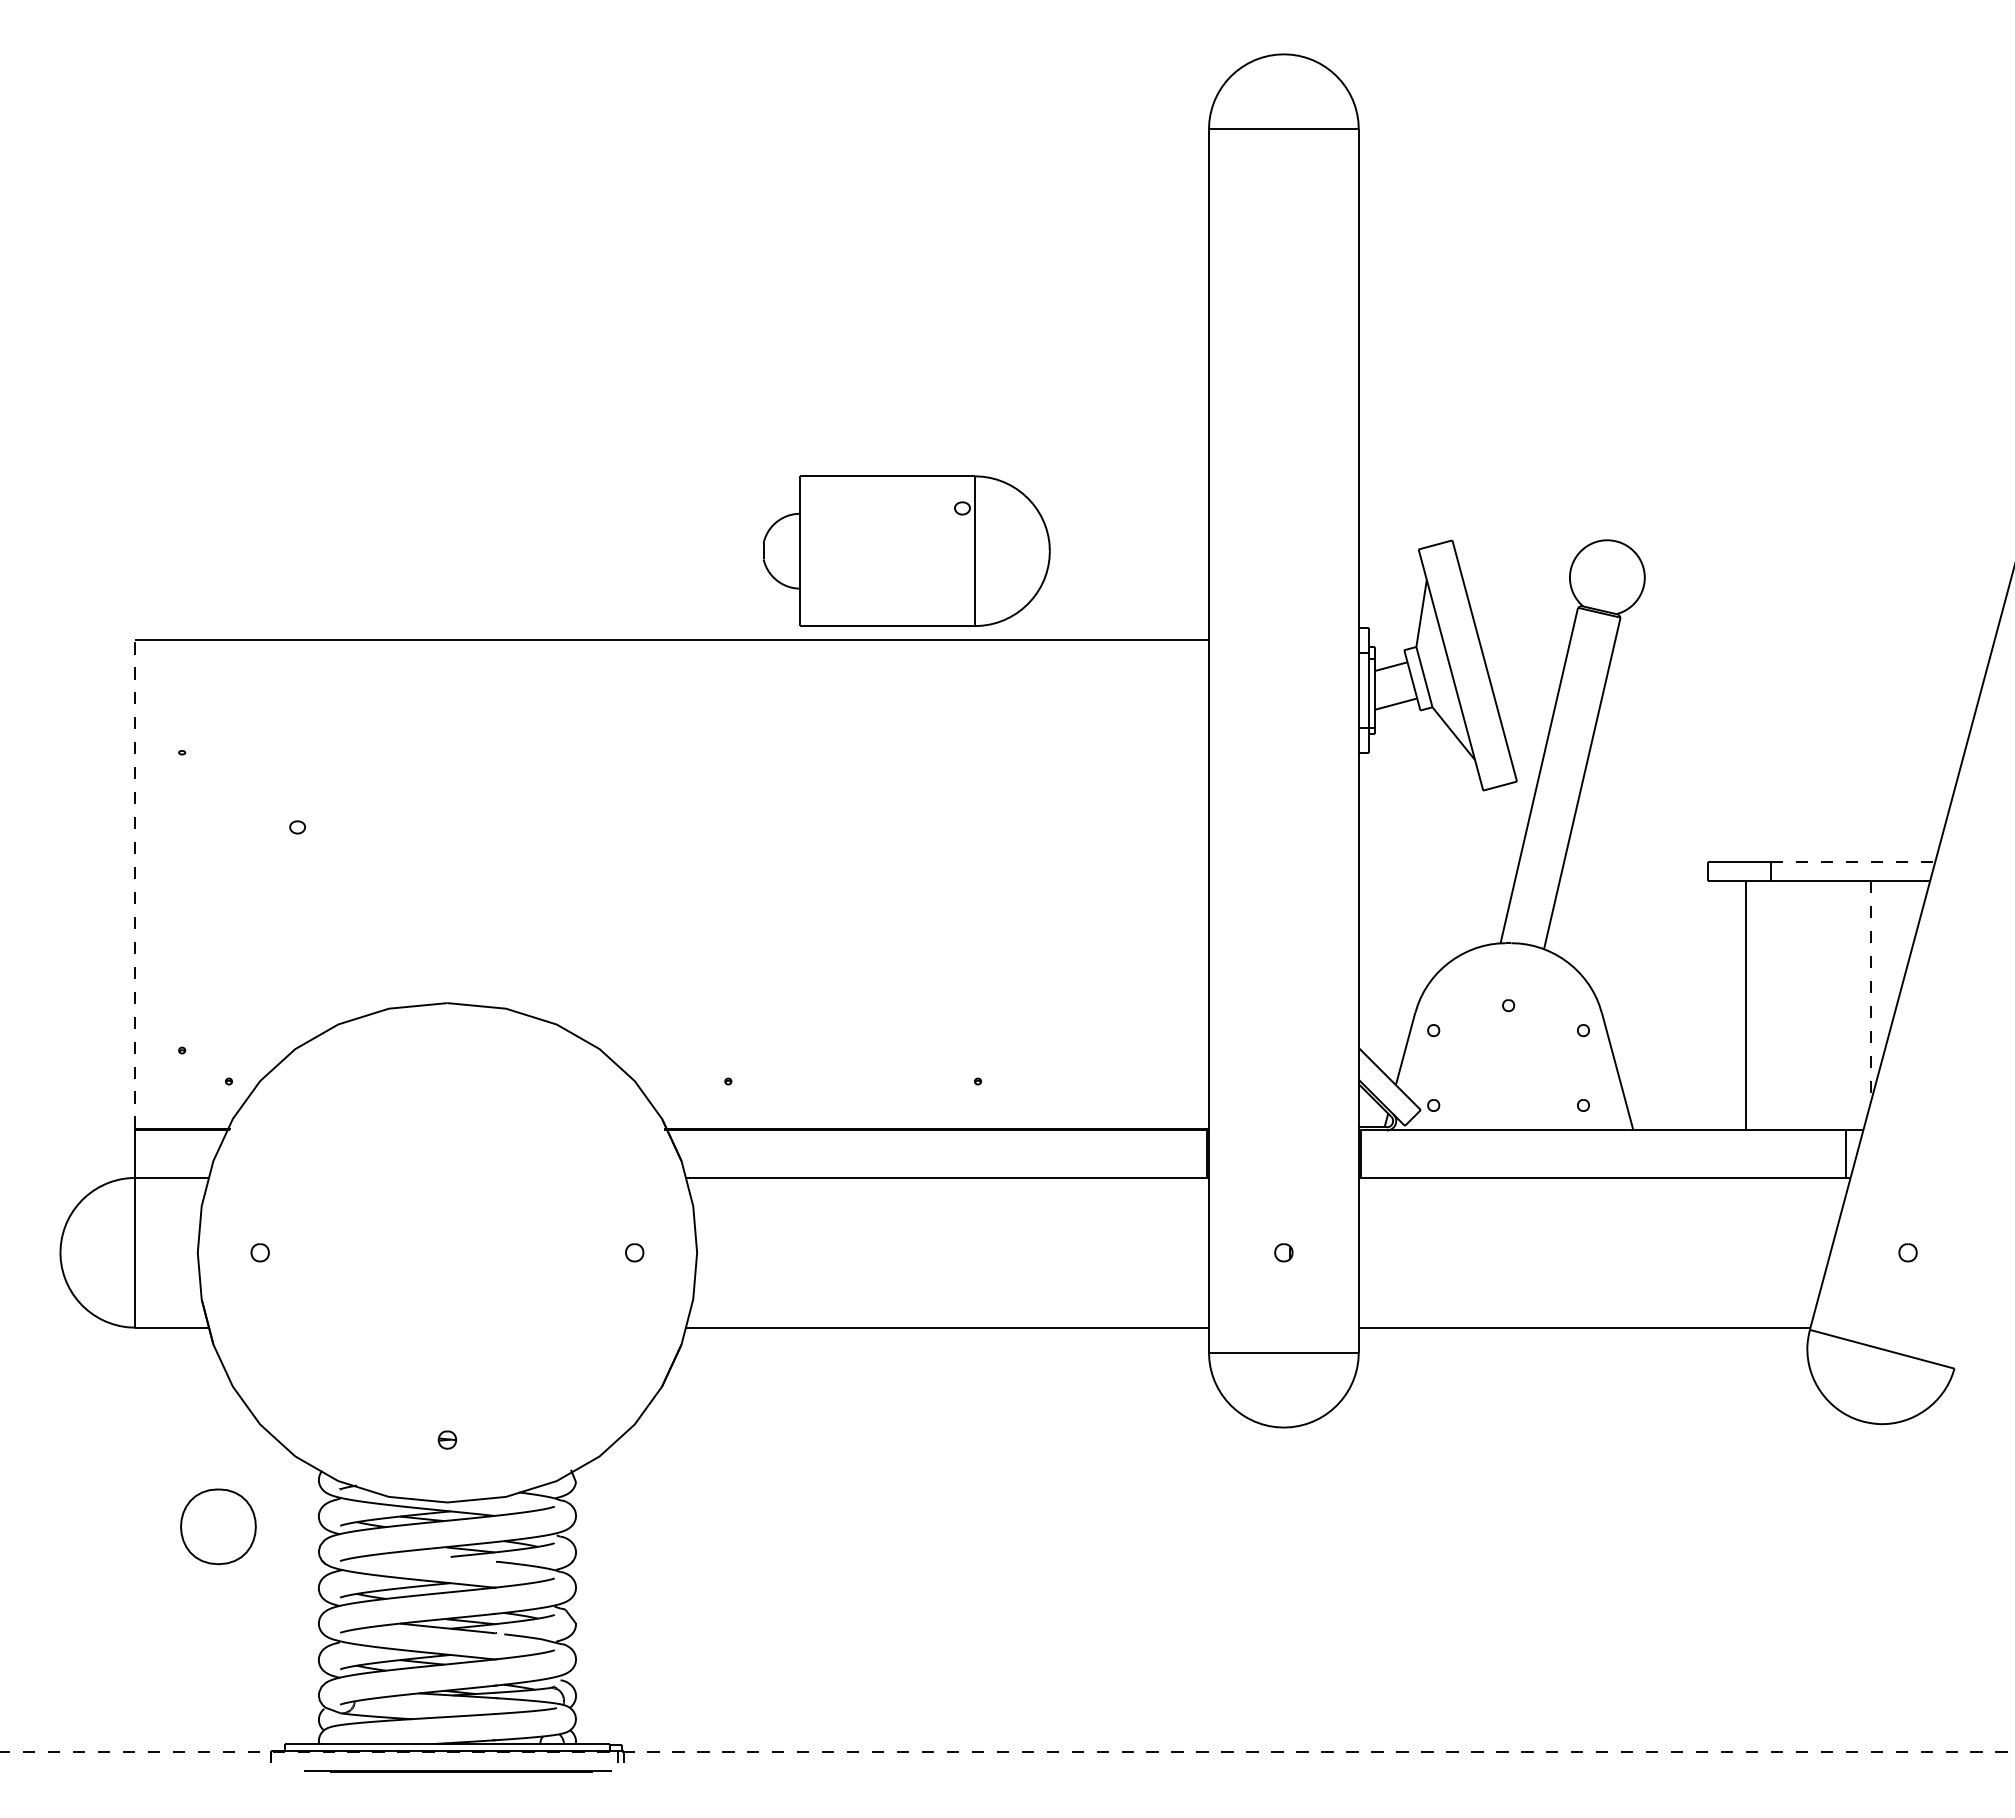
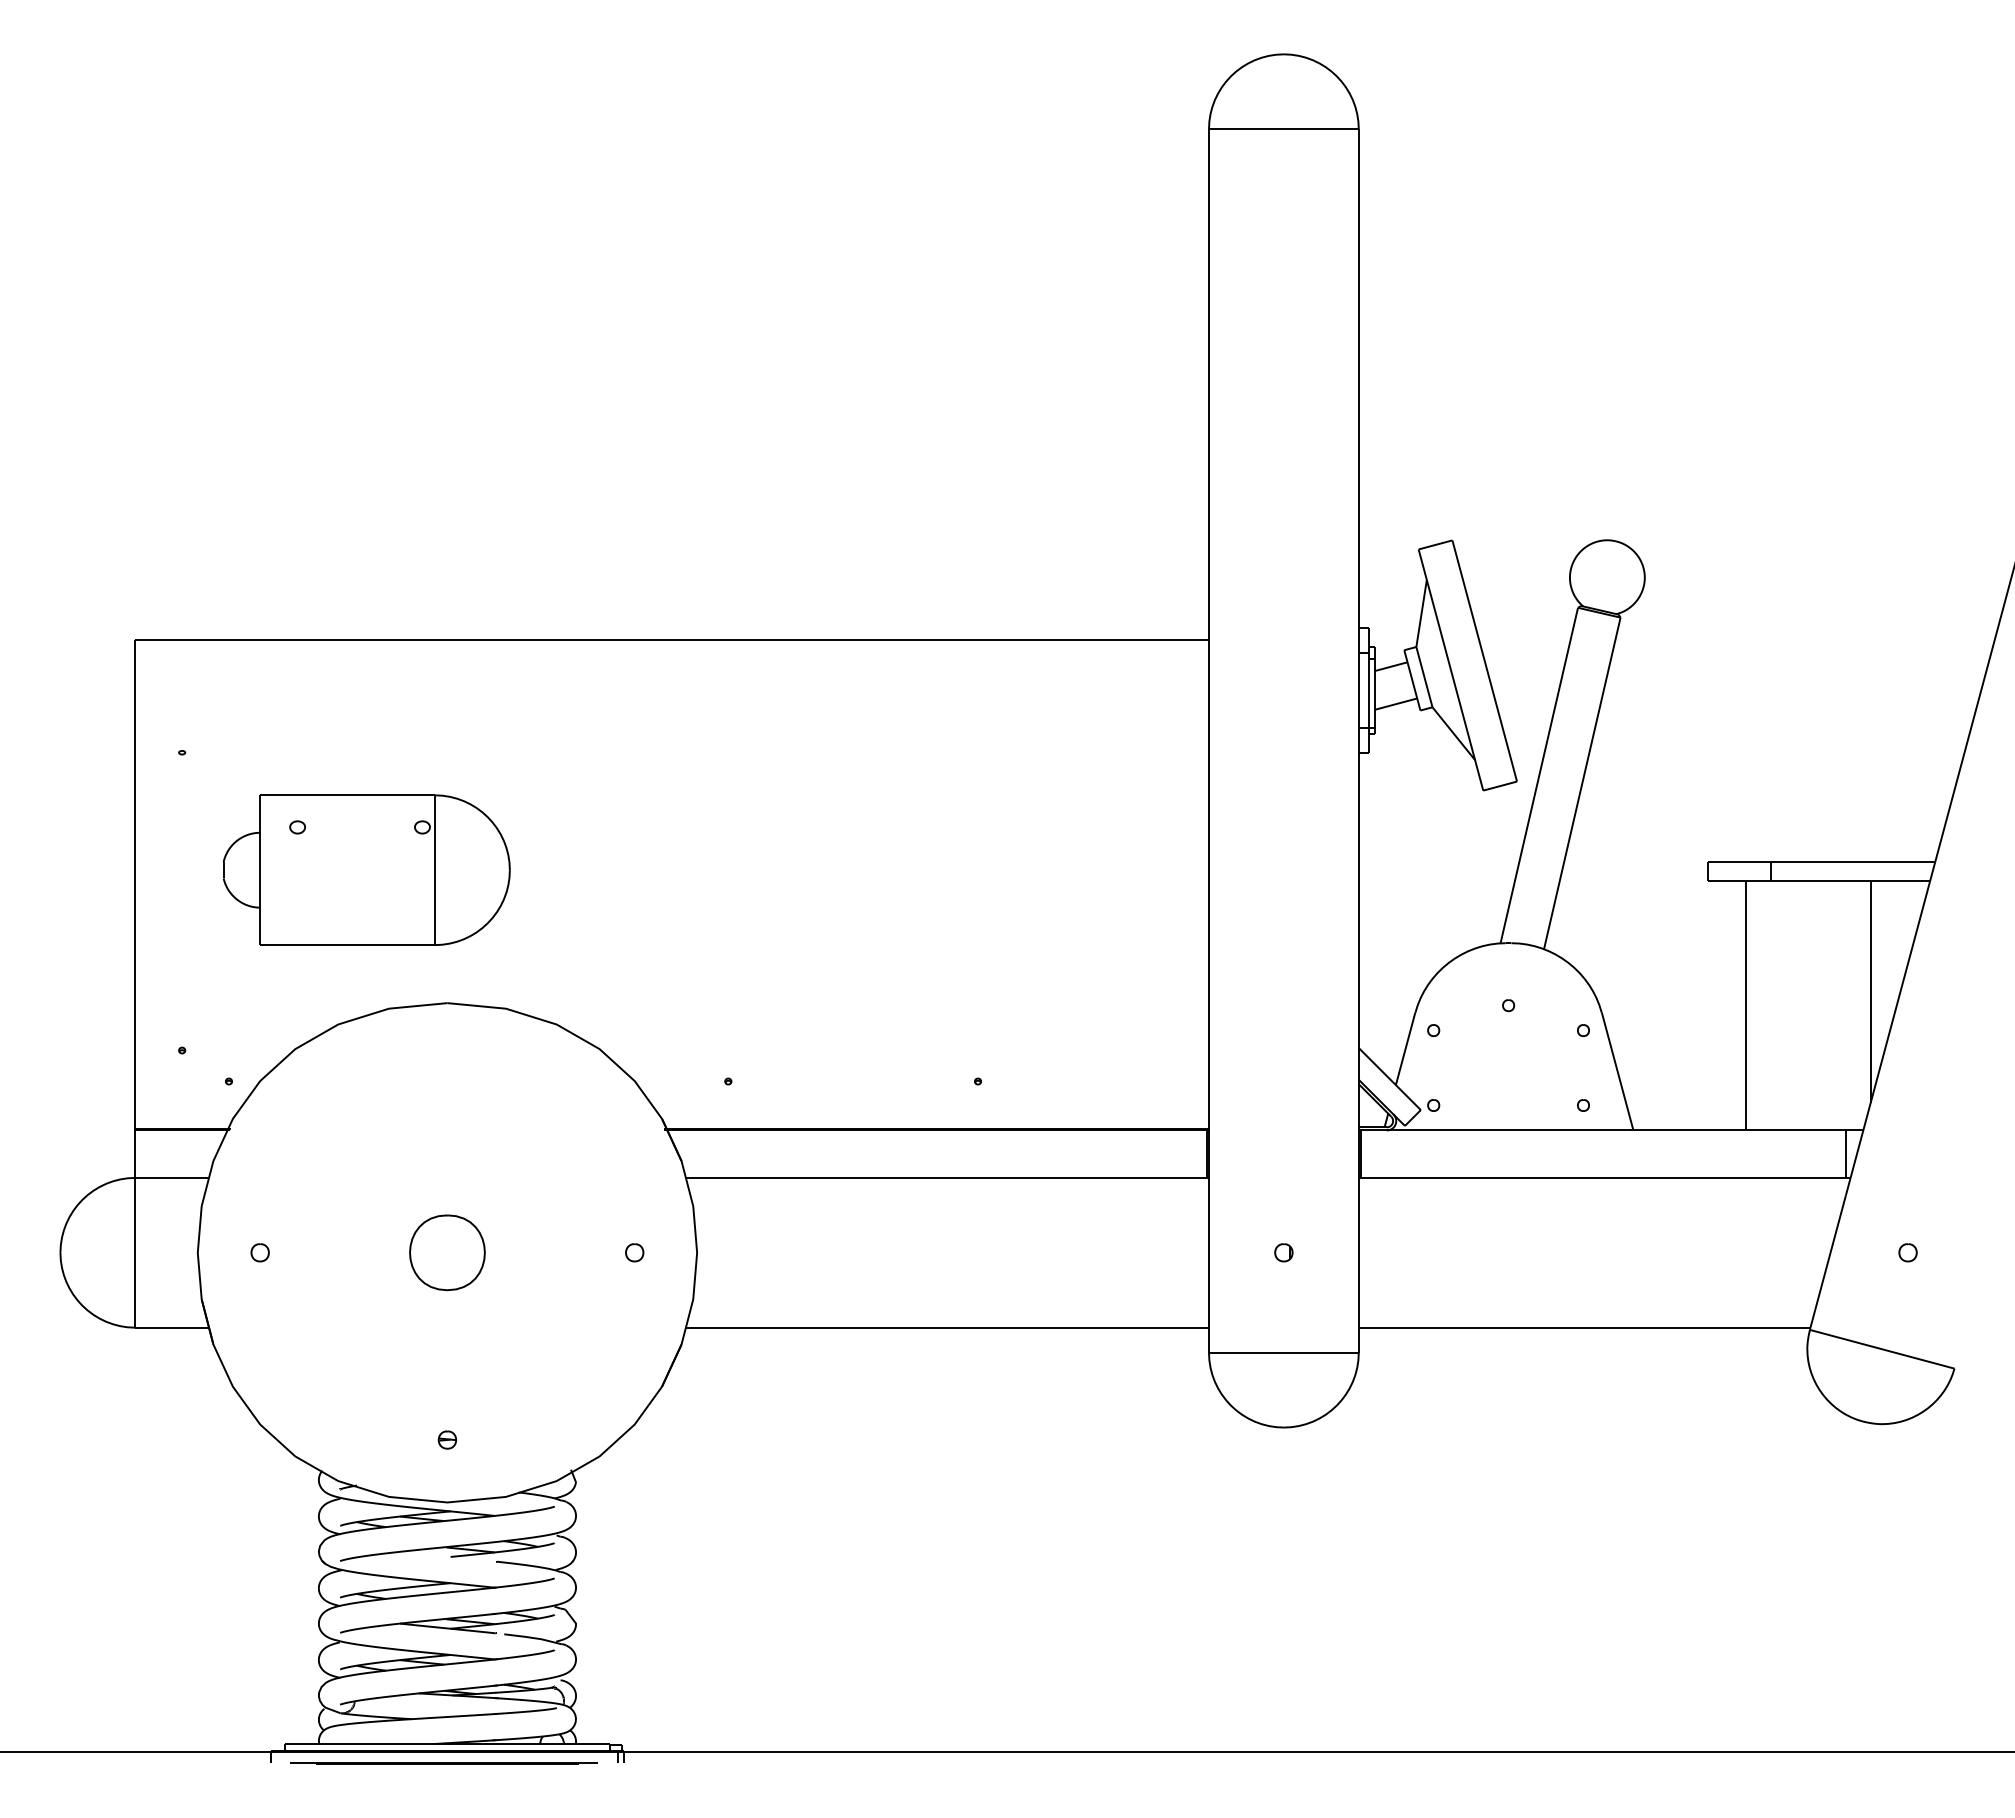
part position: (906, 550) -> (366, 869) (366, 869)
line: dashed -> solid (1853, 862)
line: dashed -> solid (135, 884)
line: dashed -> solid (1870, 992)
part position: (218, 1526) -> (447, 1252) (447, 1252)
line: dashed -> solid (1007, 1752)
line position: (457, 1771) -> (443, 1763) (443, 1763)
